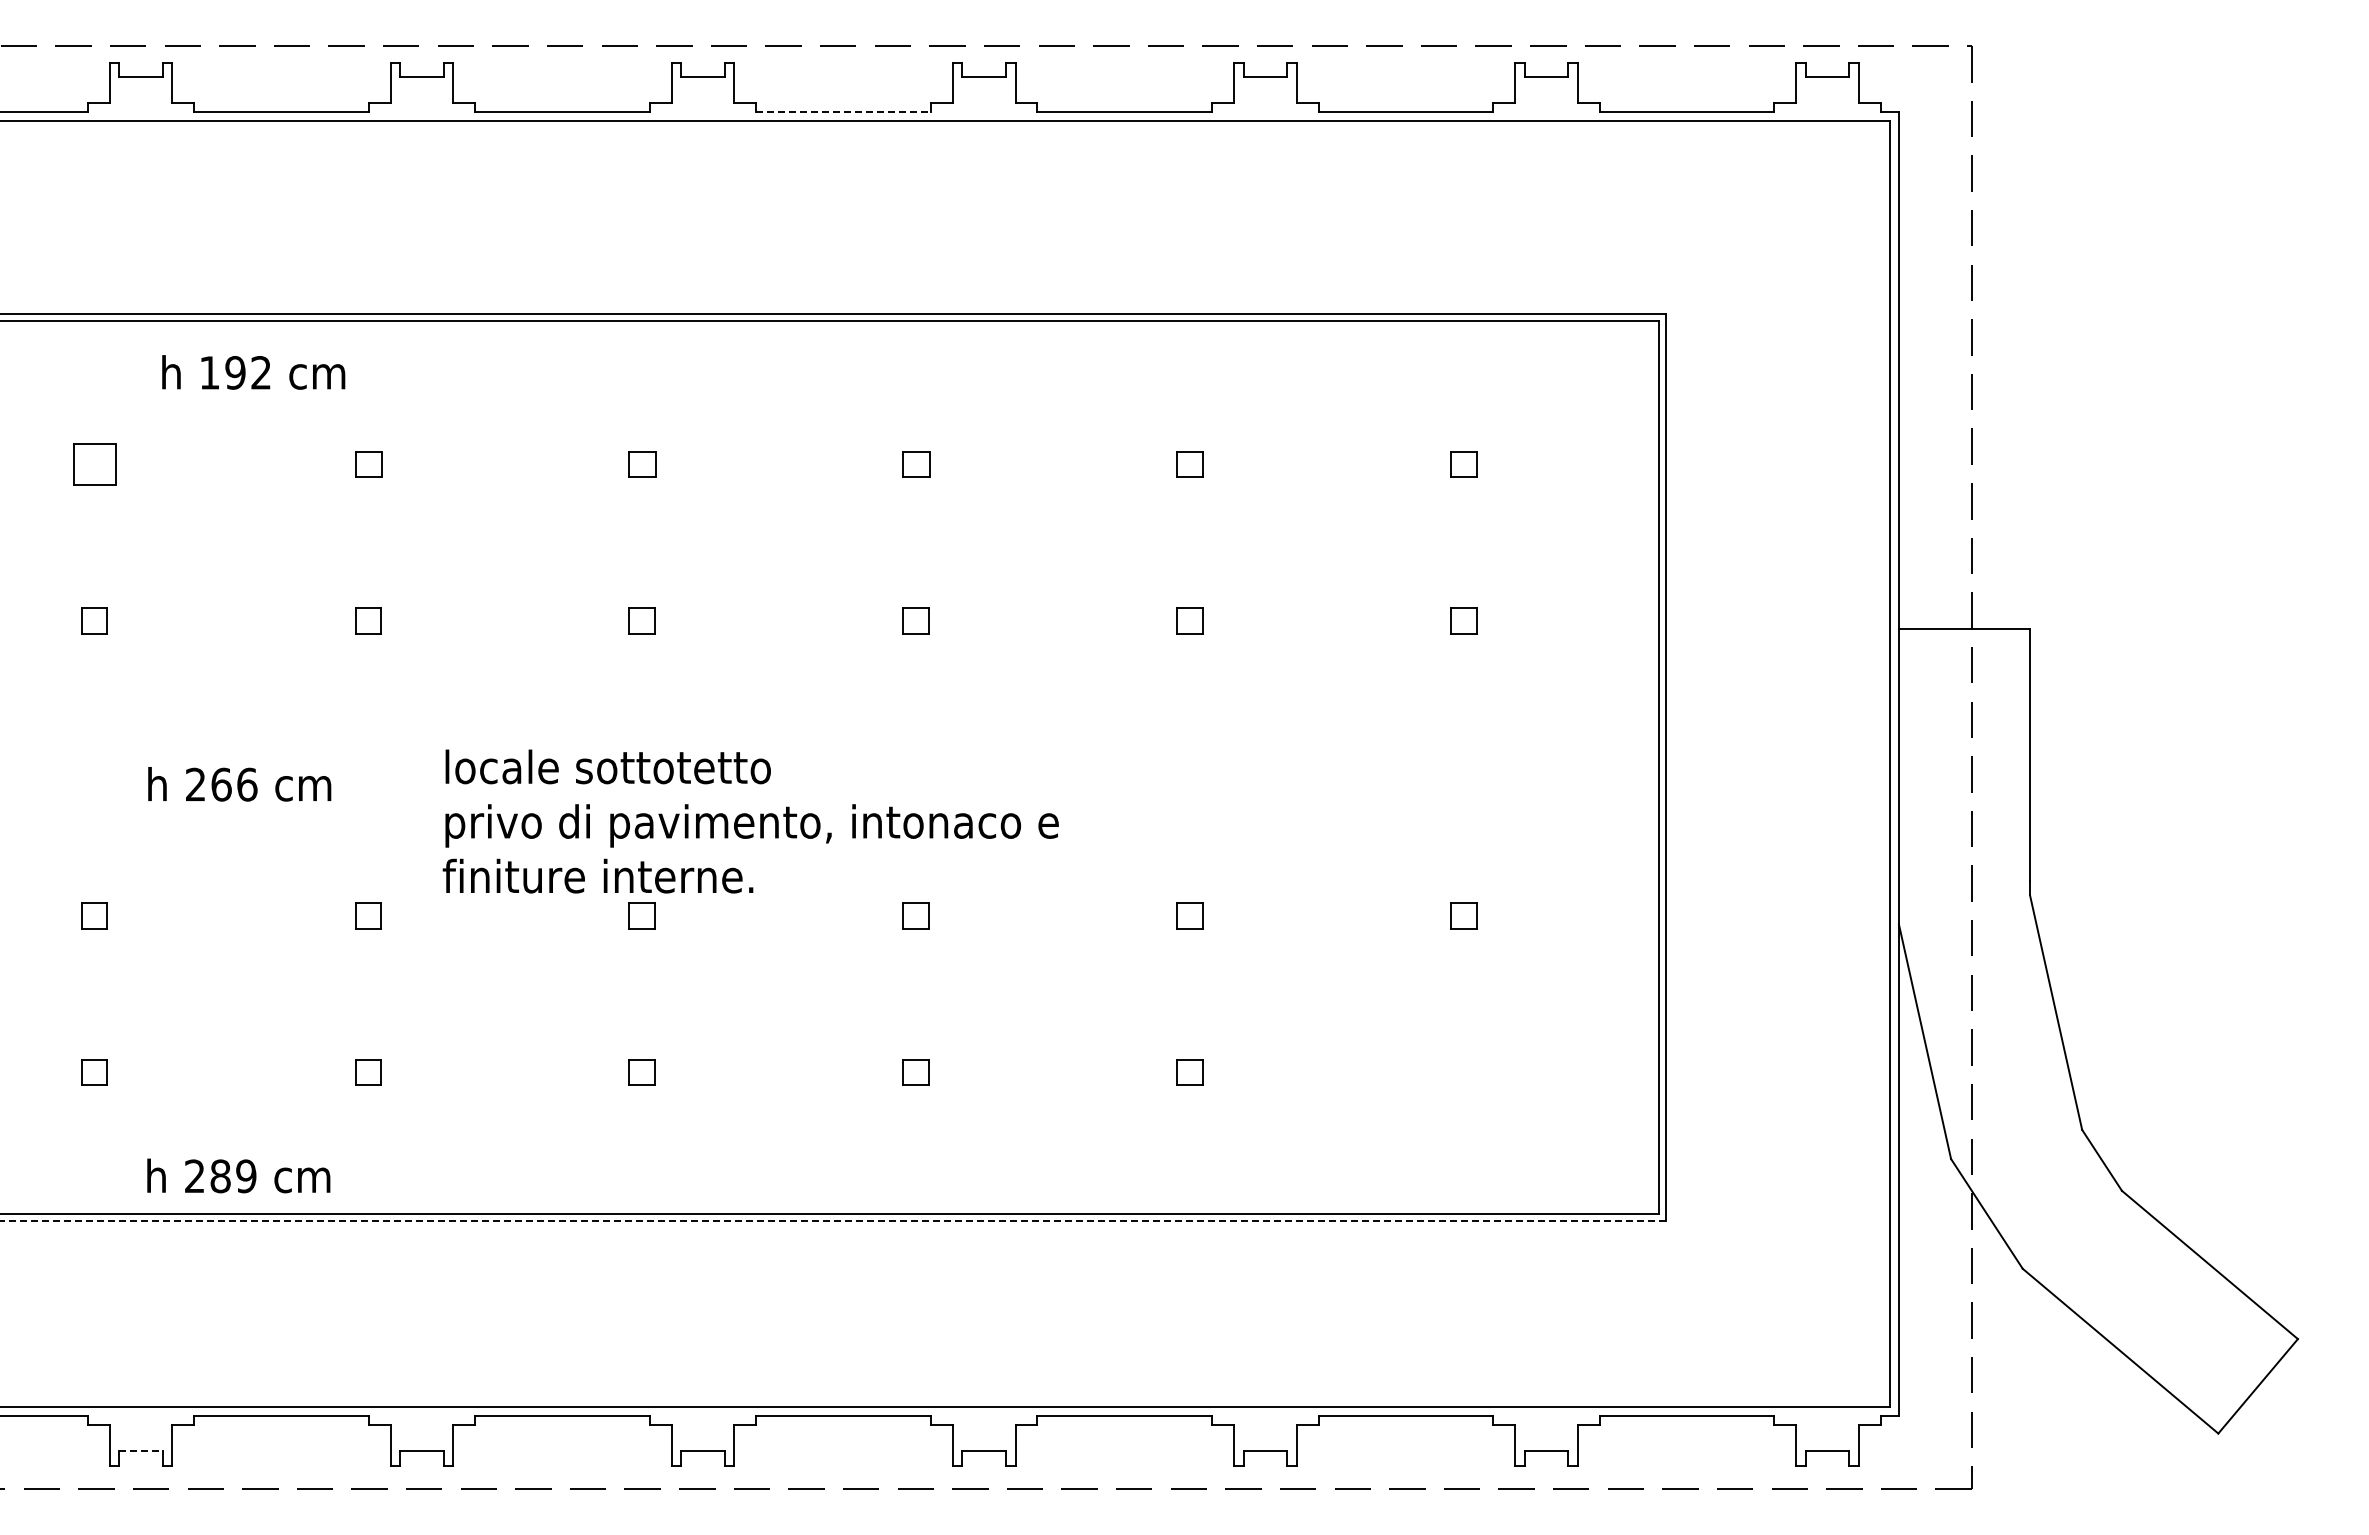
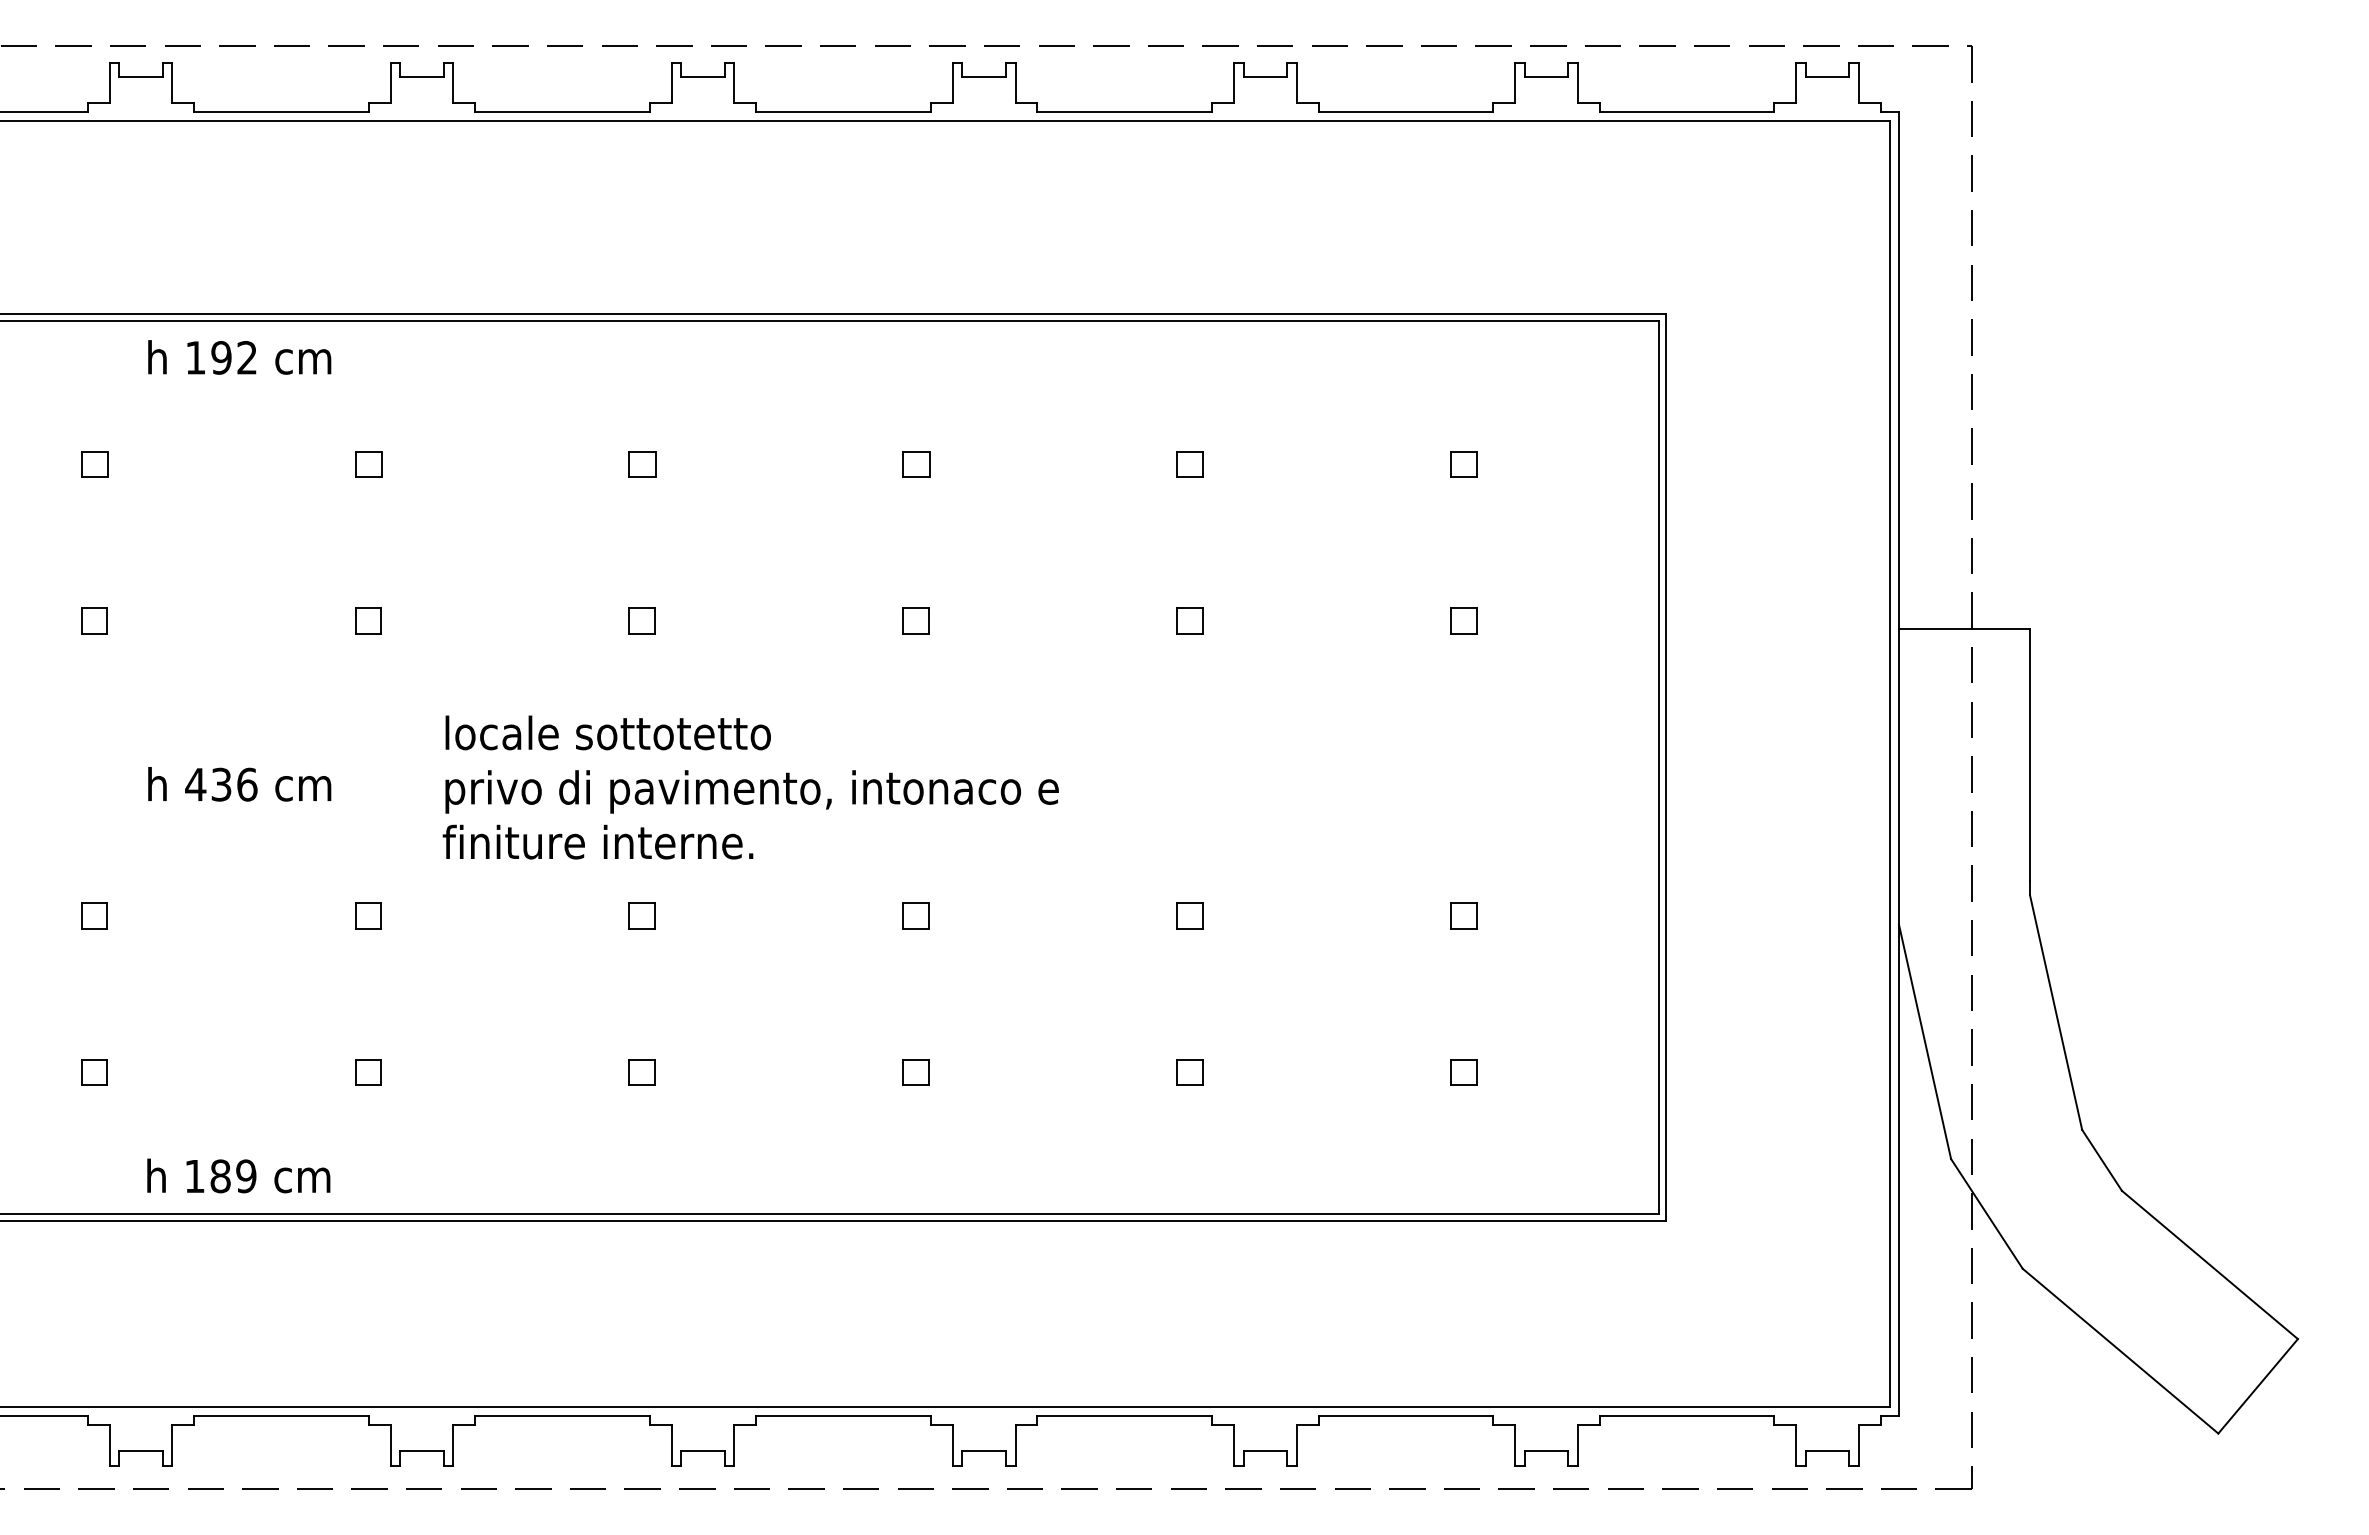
line: dashed -> solid (844, 112)
text position: (253, 372) -> (239, 357) (239, 357)
part size: 44x43 px -> 28x27 px (94, 464)
text: 266 -> 436 (208, 784)
text position: (750, 821) -> (750, 787) (750, 787)
part: none -> present (1463, 1072)
text: 289 -> 189 (194, 1175)
line: dashed -> solid (832, 1221)
line: dashed -> solid (140, 1450)
